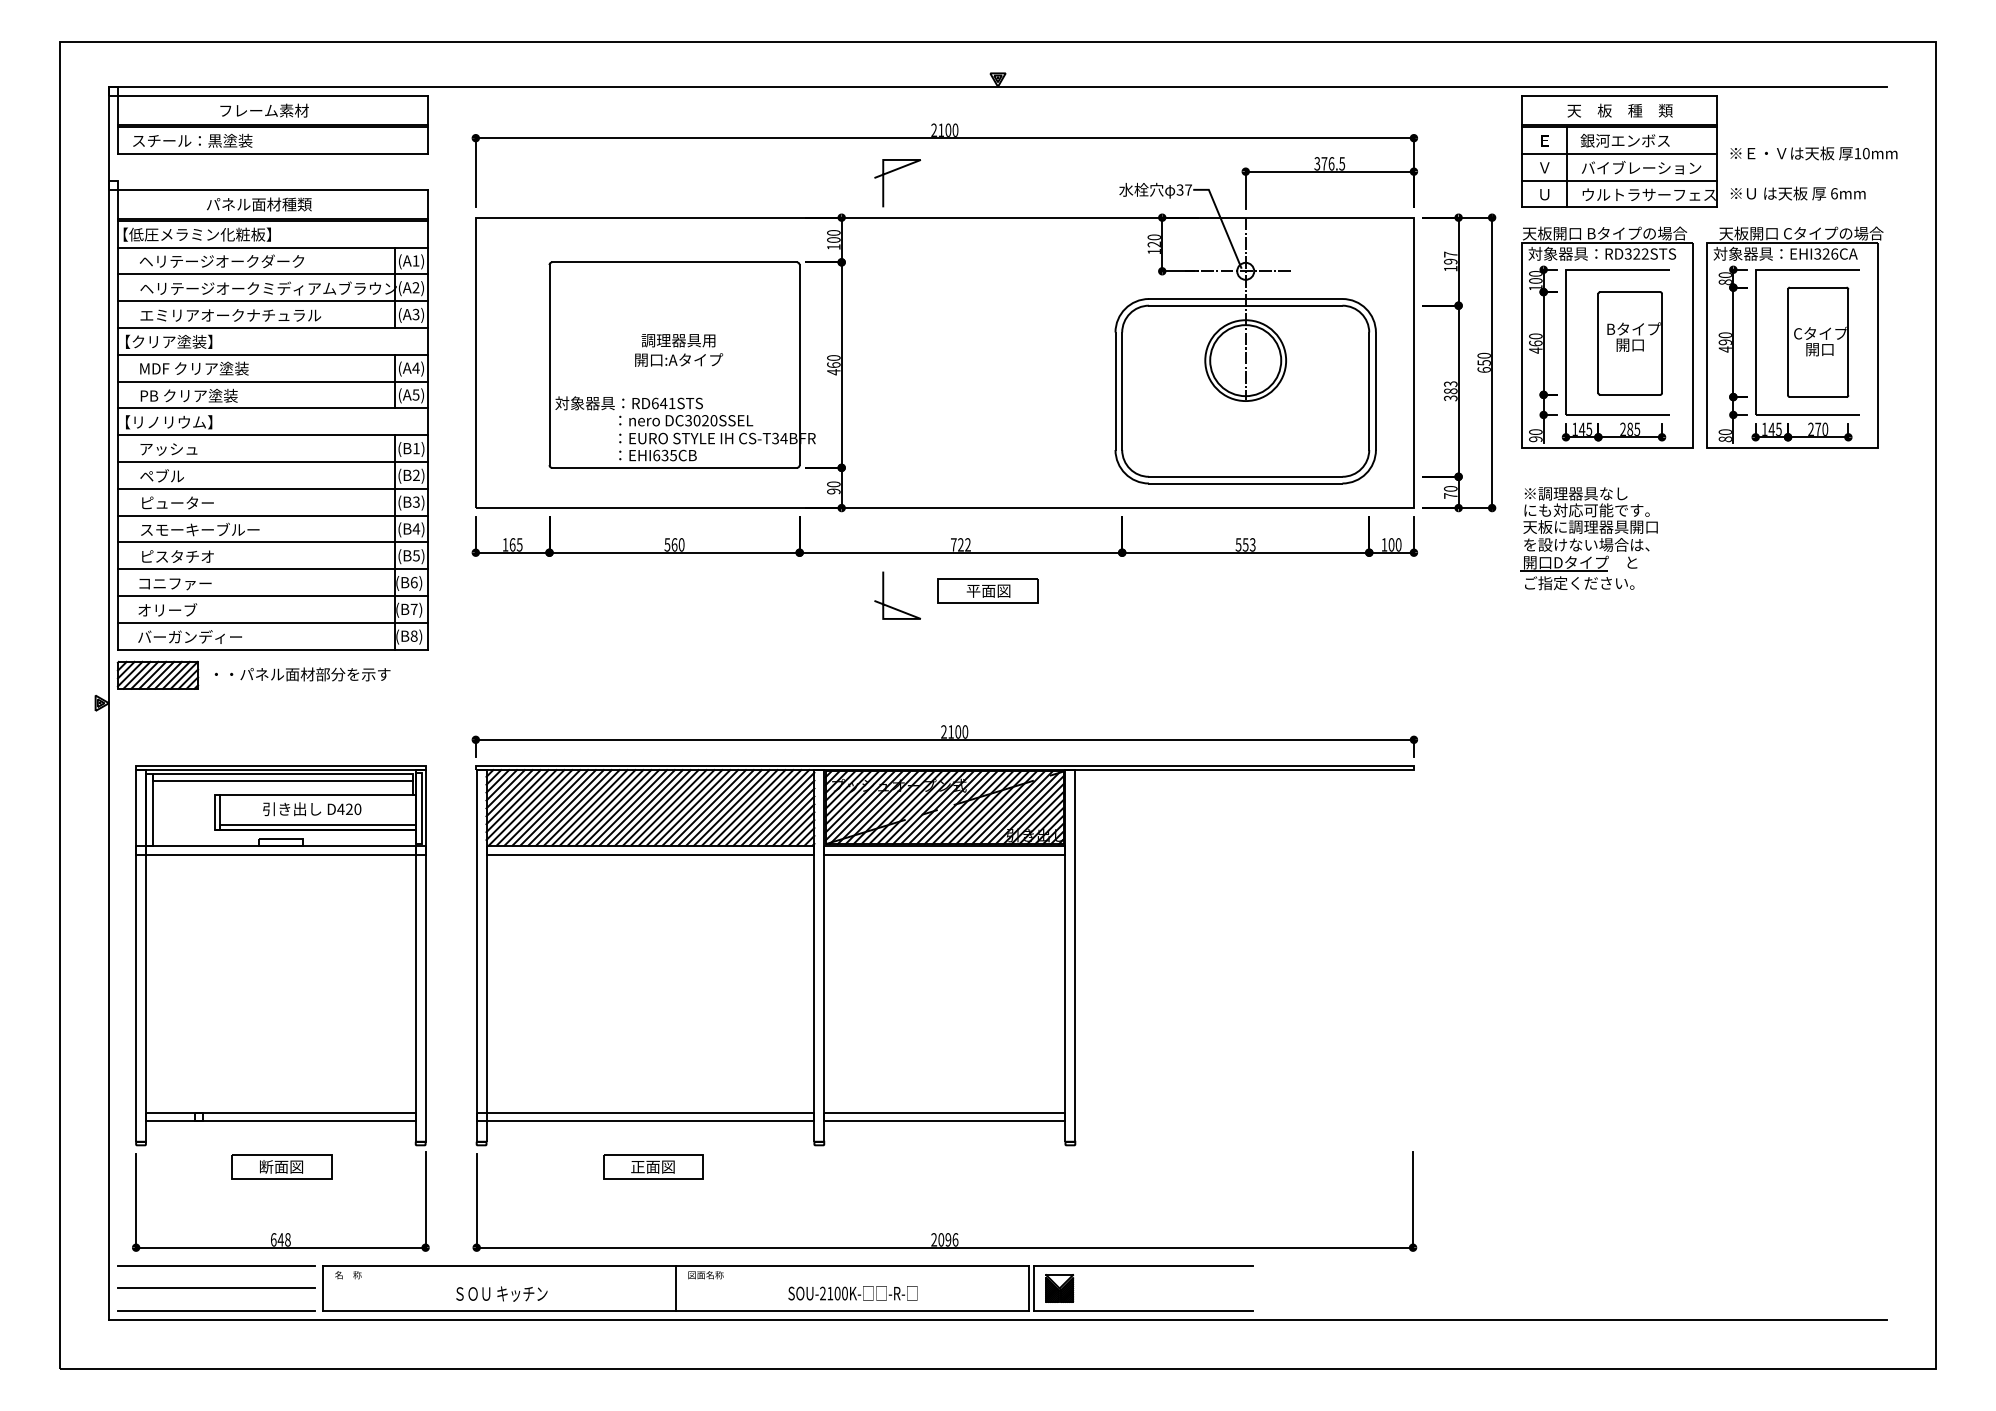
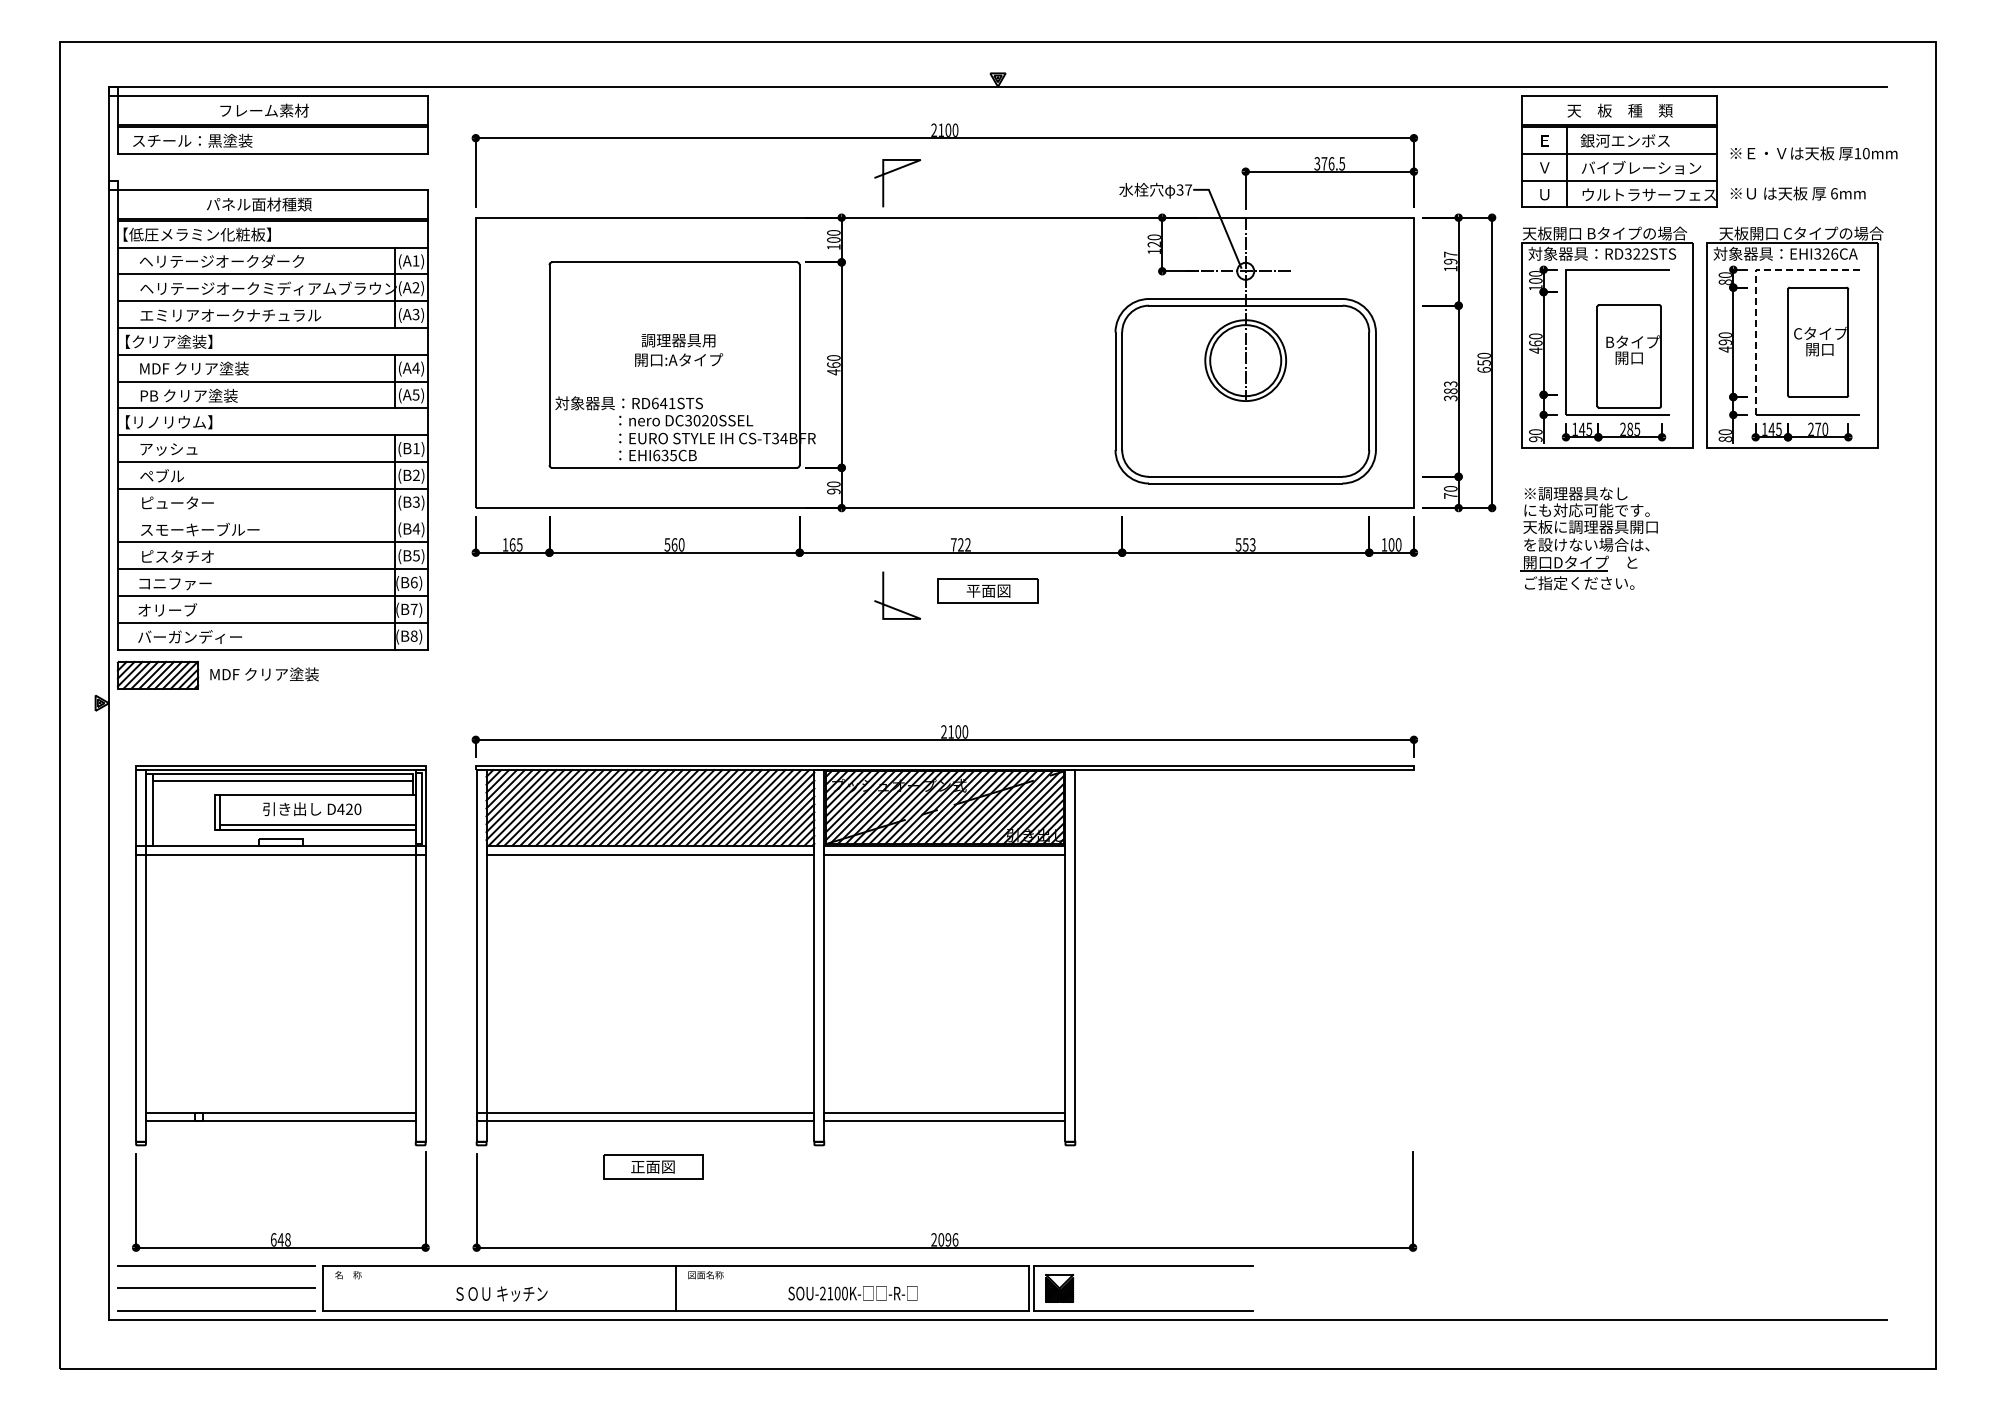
line: solid -> dashed (1755, 289)
part position: (1629, 343) -> (1628, 356) (1628, 356)
line: present -> none (272, 515)
text: ・・パネル面材部分を示す -> MDF クリア塗装 (300, 674)
part: present -> none (281, 1166)
